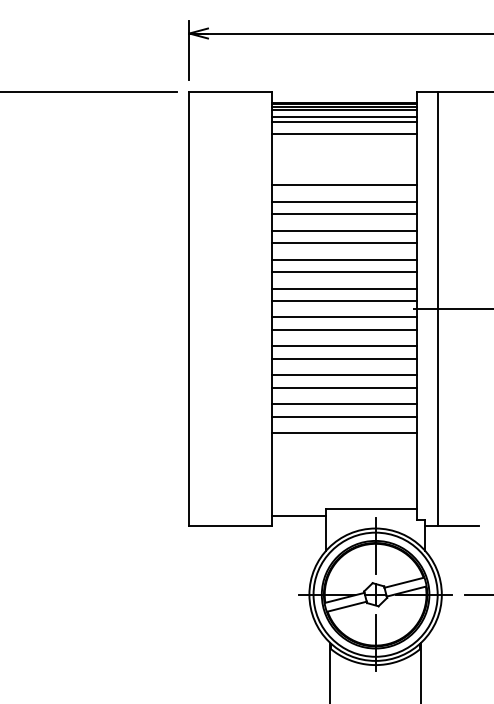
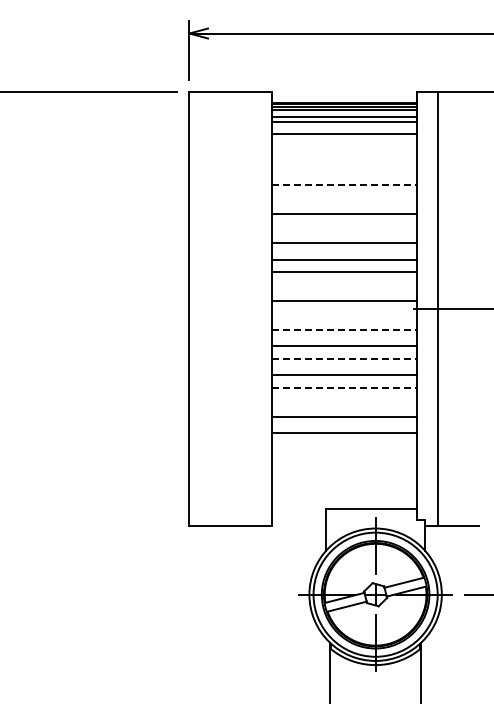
line: solid -> dashed (345, 185)
line: present -> none (344, 201)
line: present -> none (344, 230)
line: present -> none (344, 288)
line: present -> none (344, 317)
line: solid -> dashed (345, 329)
line: solid -> dashed (345, 358)
line: solid -> dashed (345, 387)
line: present -> none (344, 404)
line: present -> none (298, 516)
